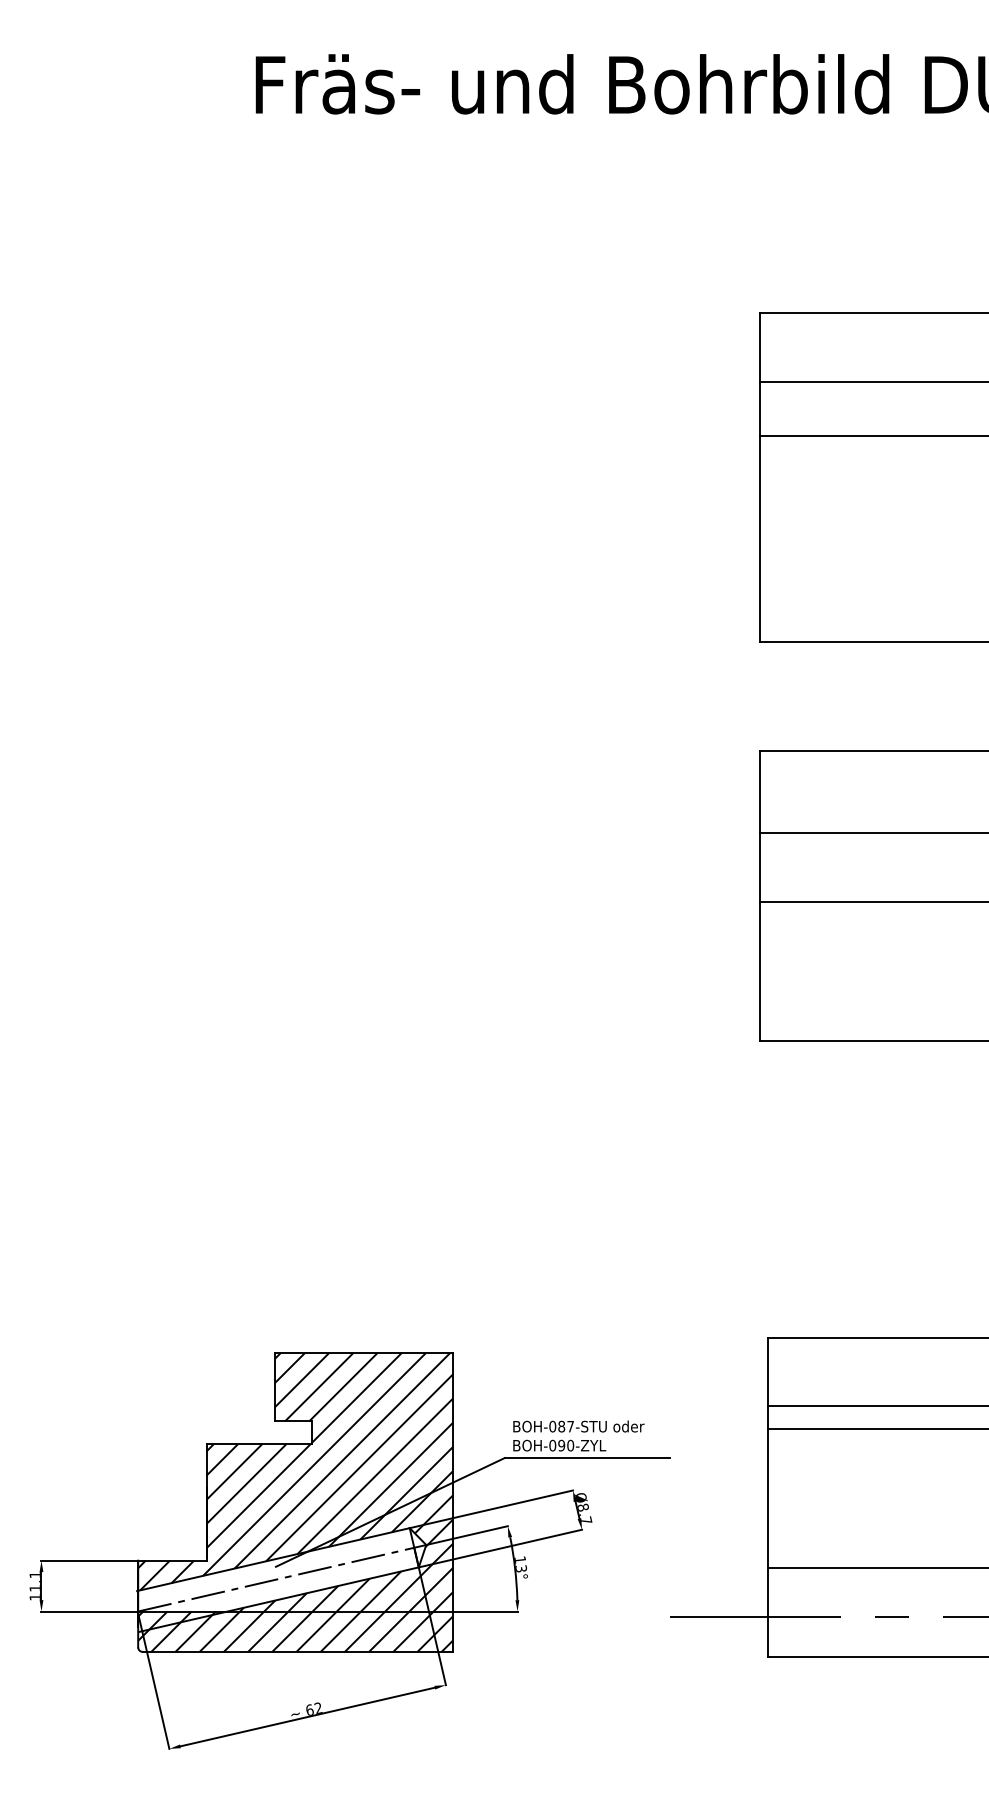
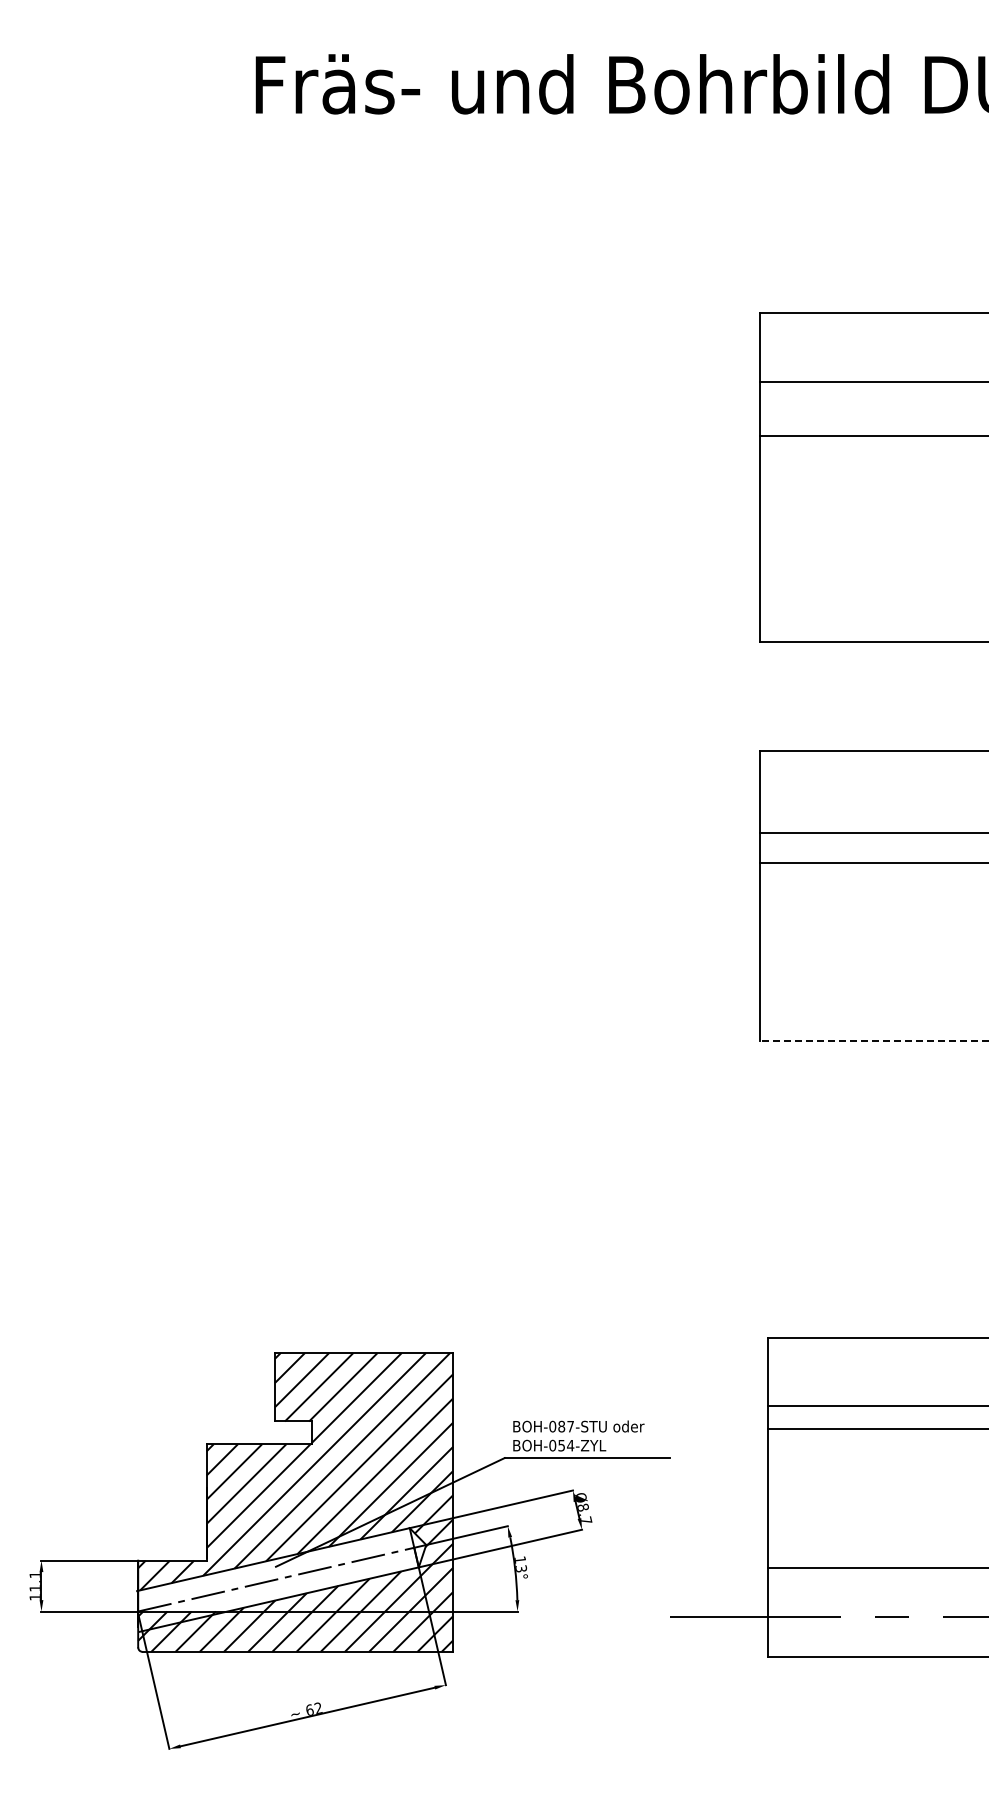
line position: (872, 901) -> (872, 862) (872, 862)
line: solid -> dashed (873, 1040)
text: BOH-090-ZYL -> BOH-054-ZYL (566, 1445)
